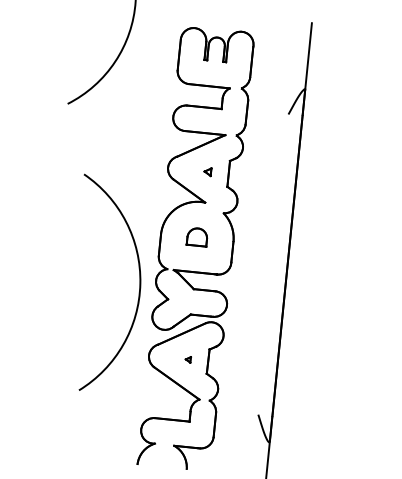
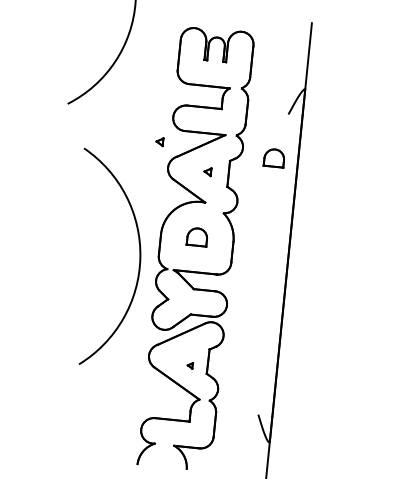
part: none -> present (159, 142)
part: none -> present (273, 158)
arc position: (139, 281) -> (139, 255) (139, 255)
part position: (187, 359) -> (189, 365) (189, 365)
